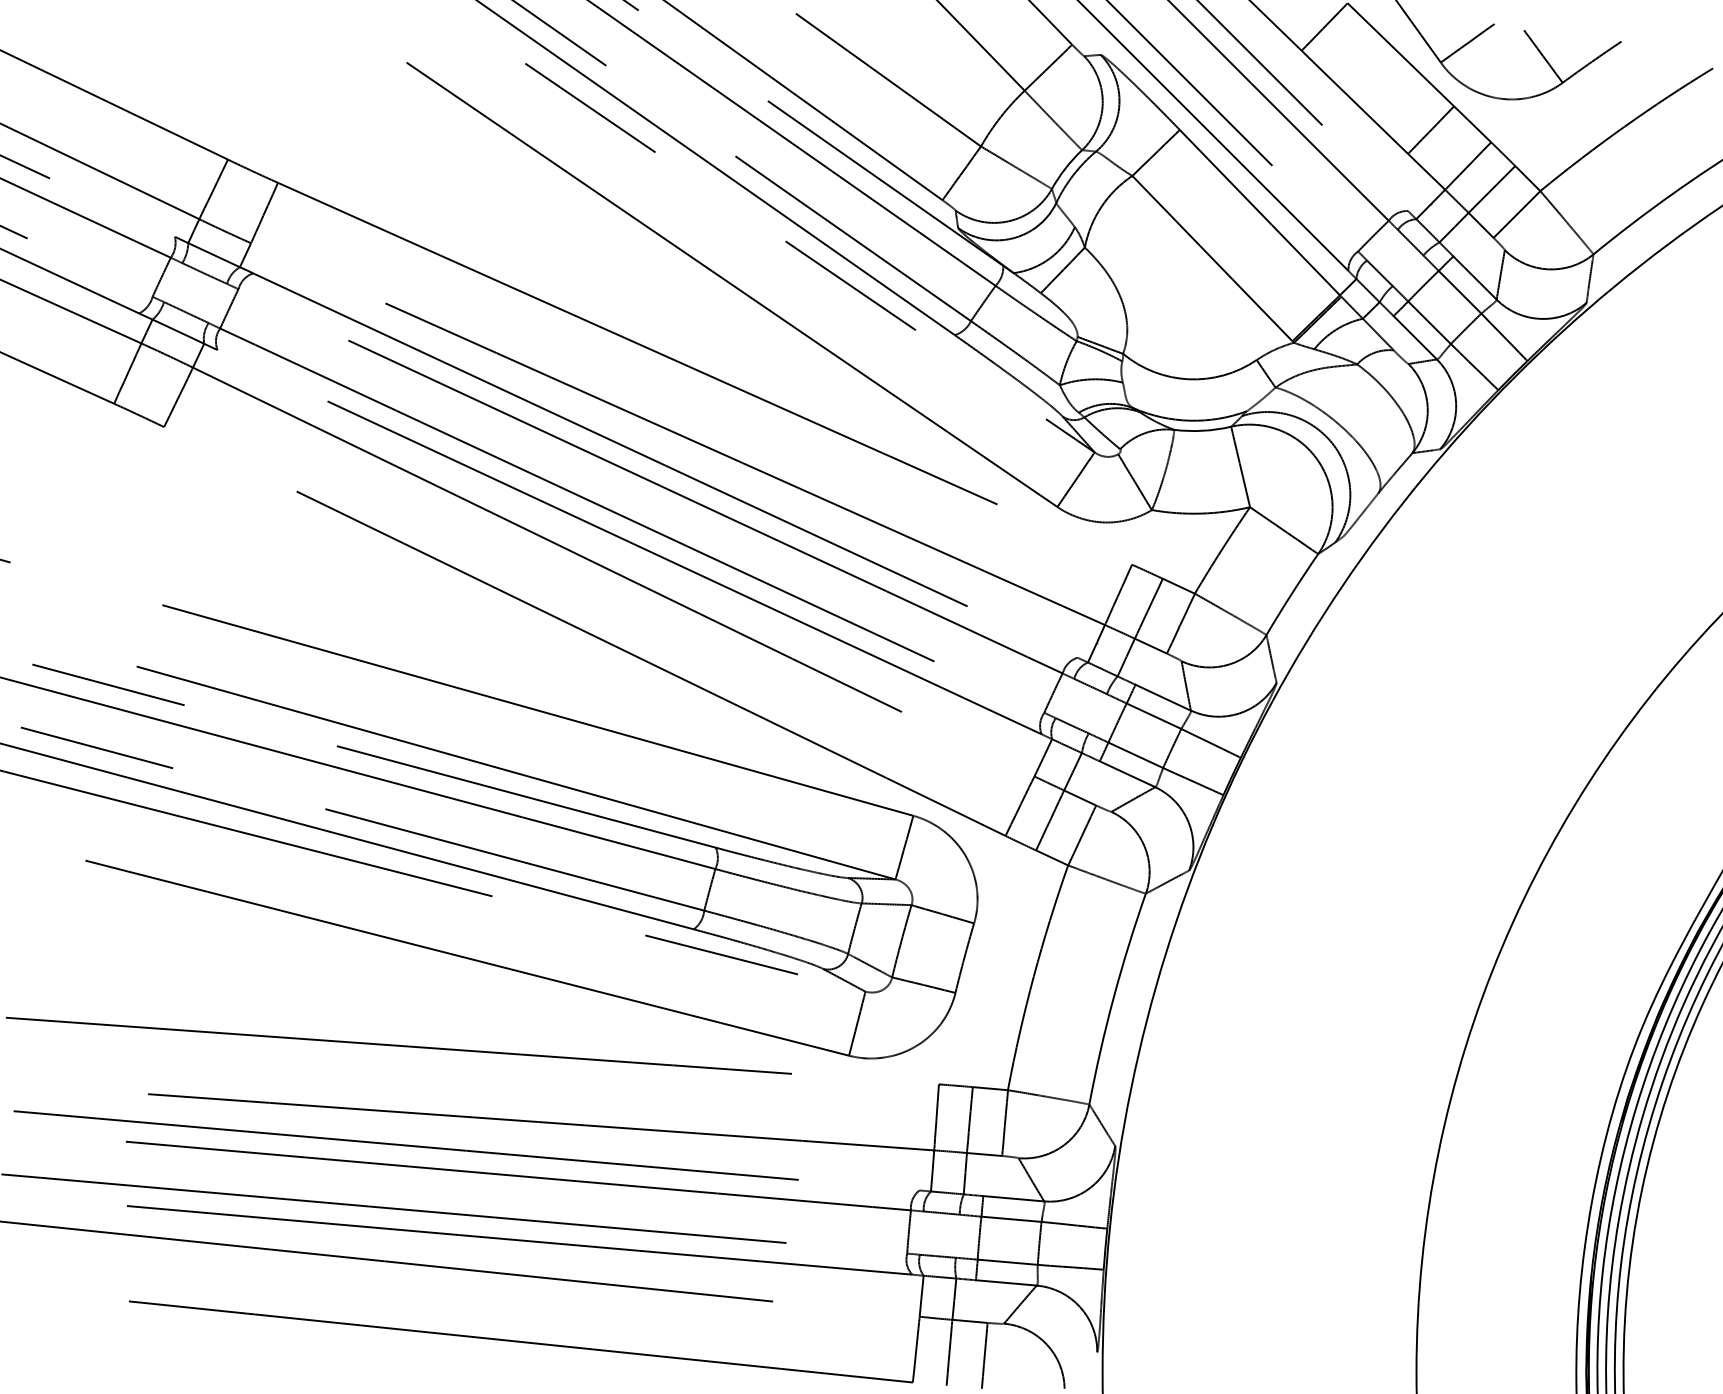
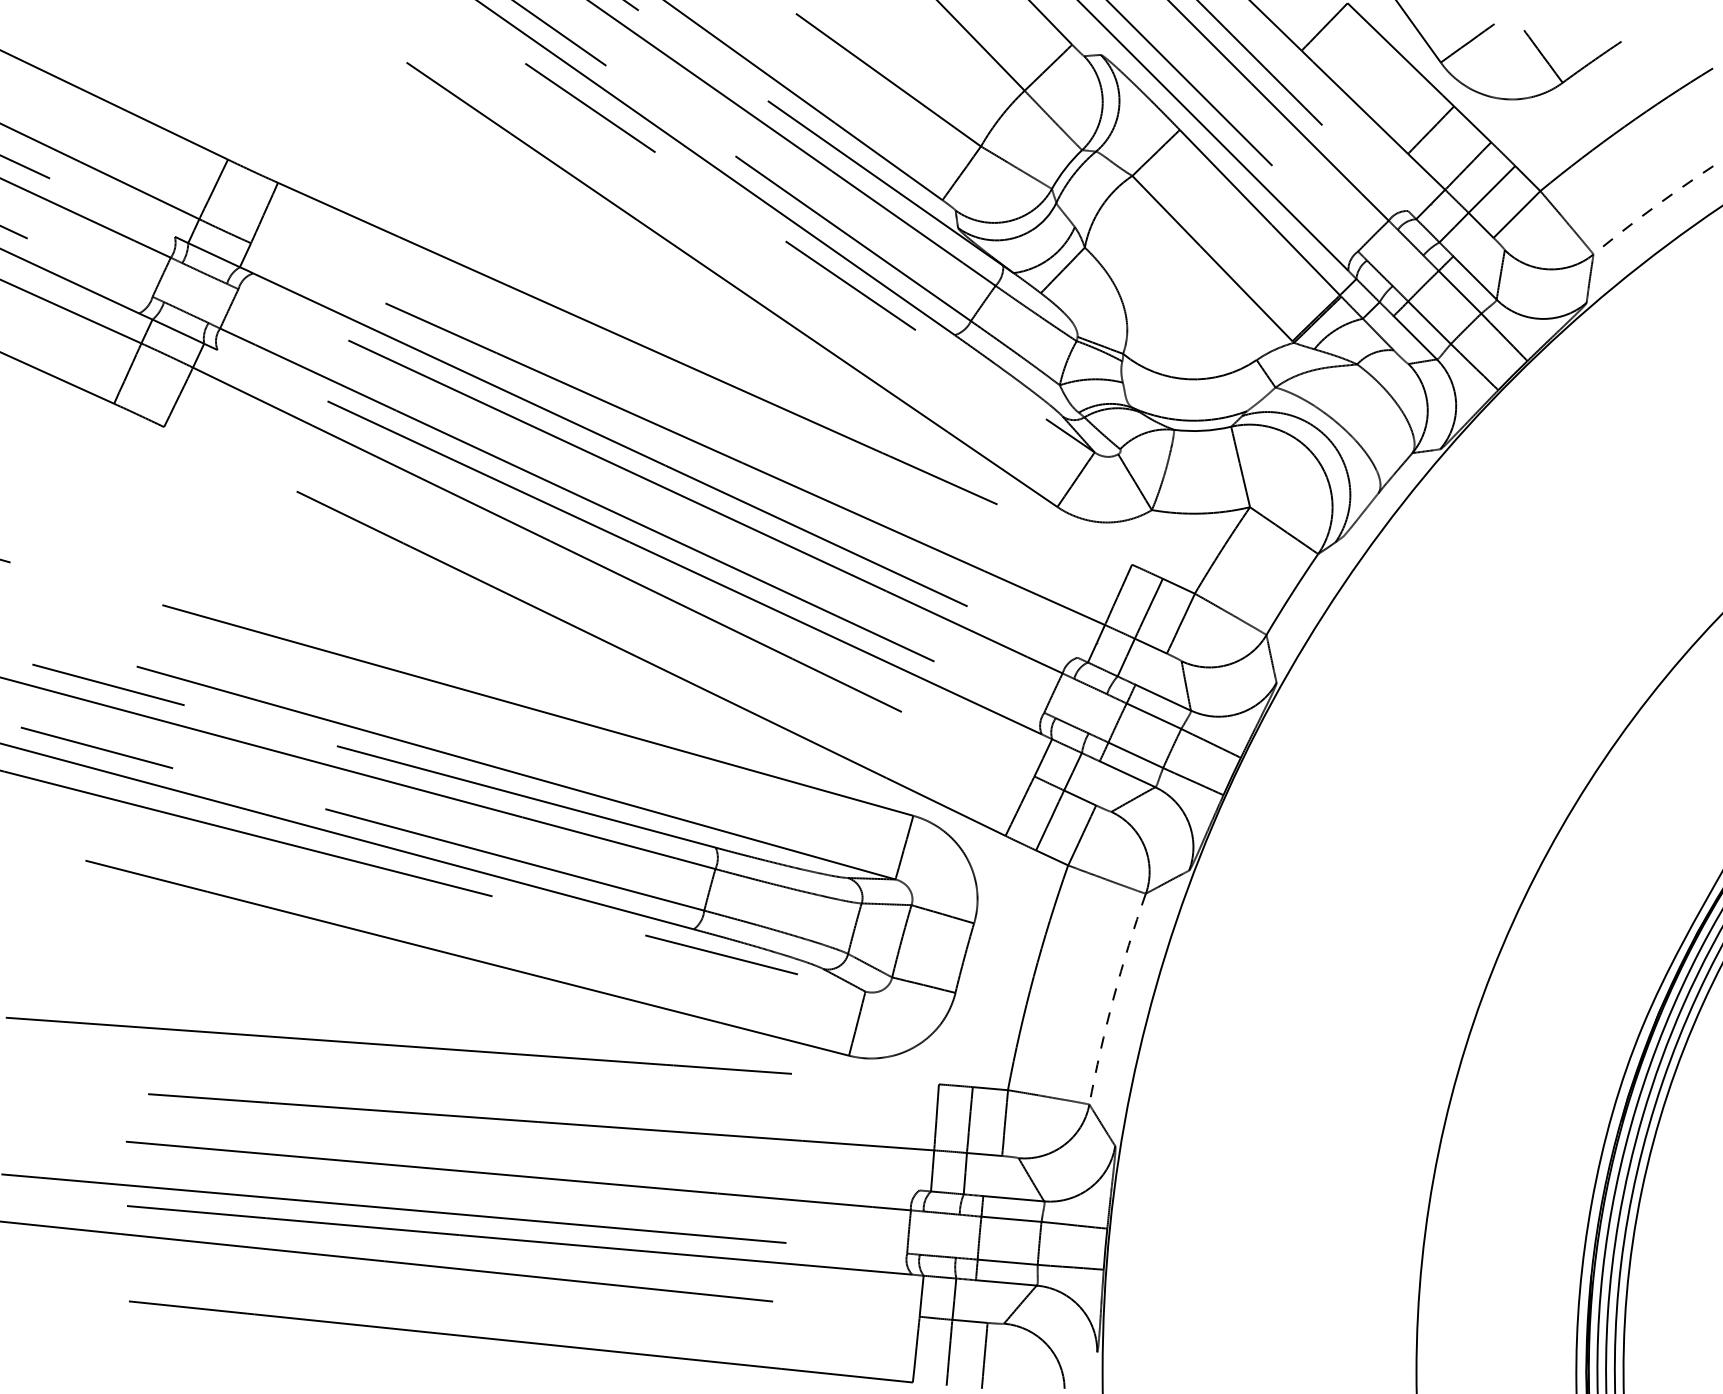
arc: solid -> dashed (1656, 205)
arc: solid -> dashed (1113, 998)
line: present -> none (405, 1145)
